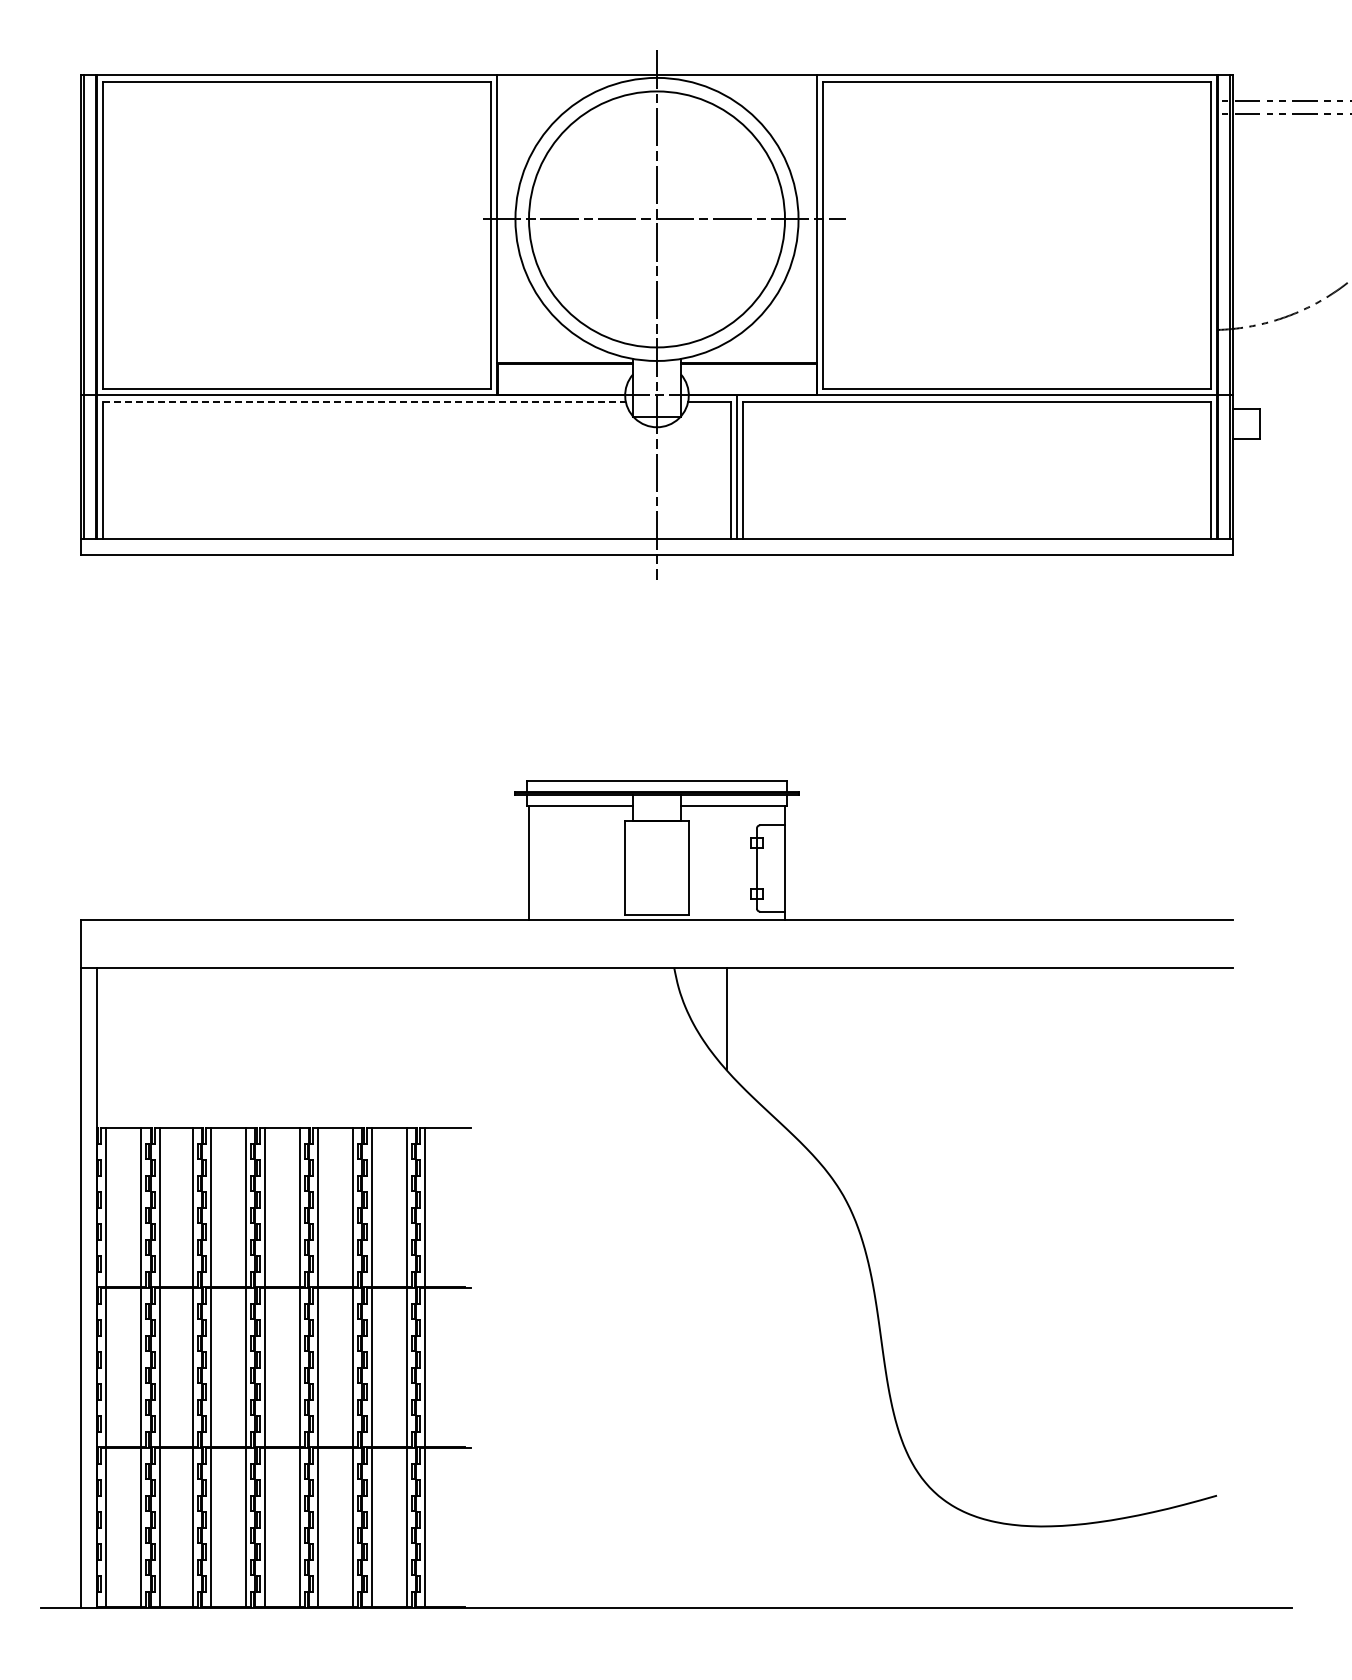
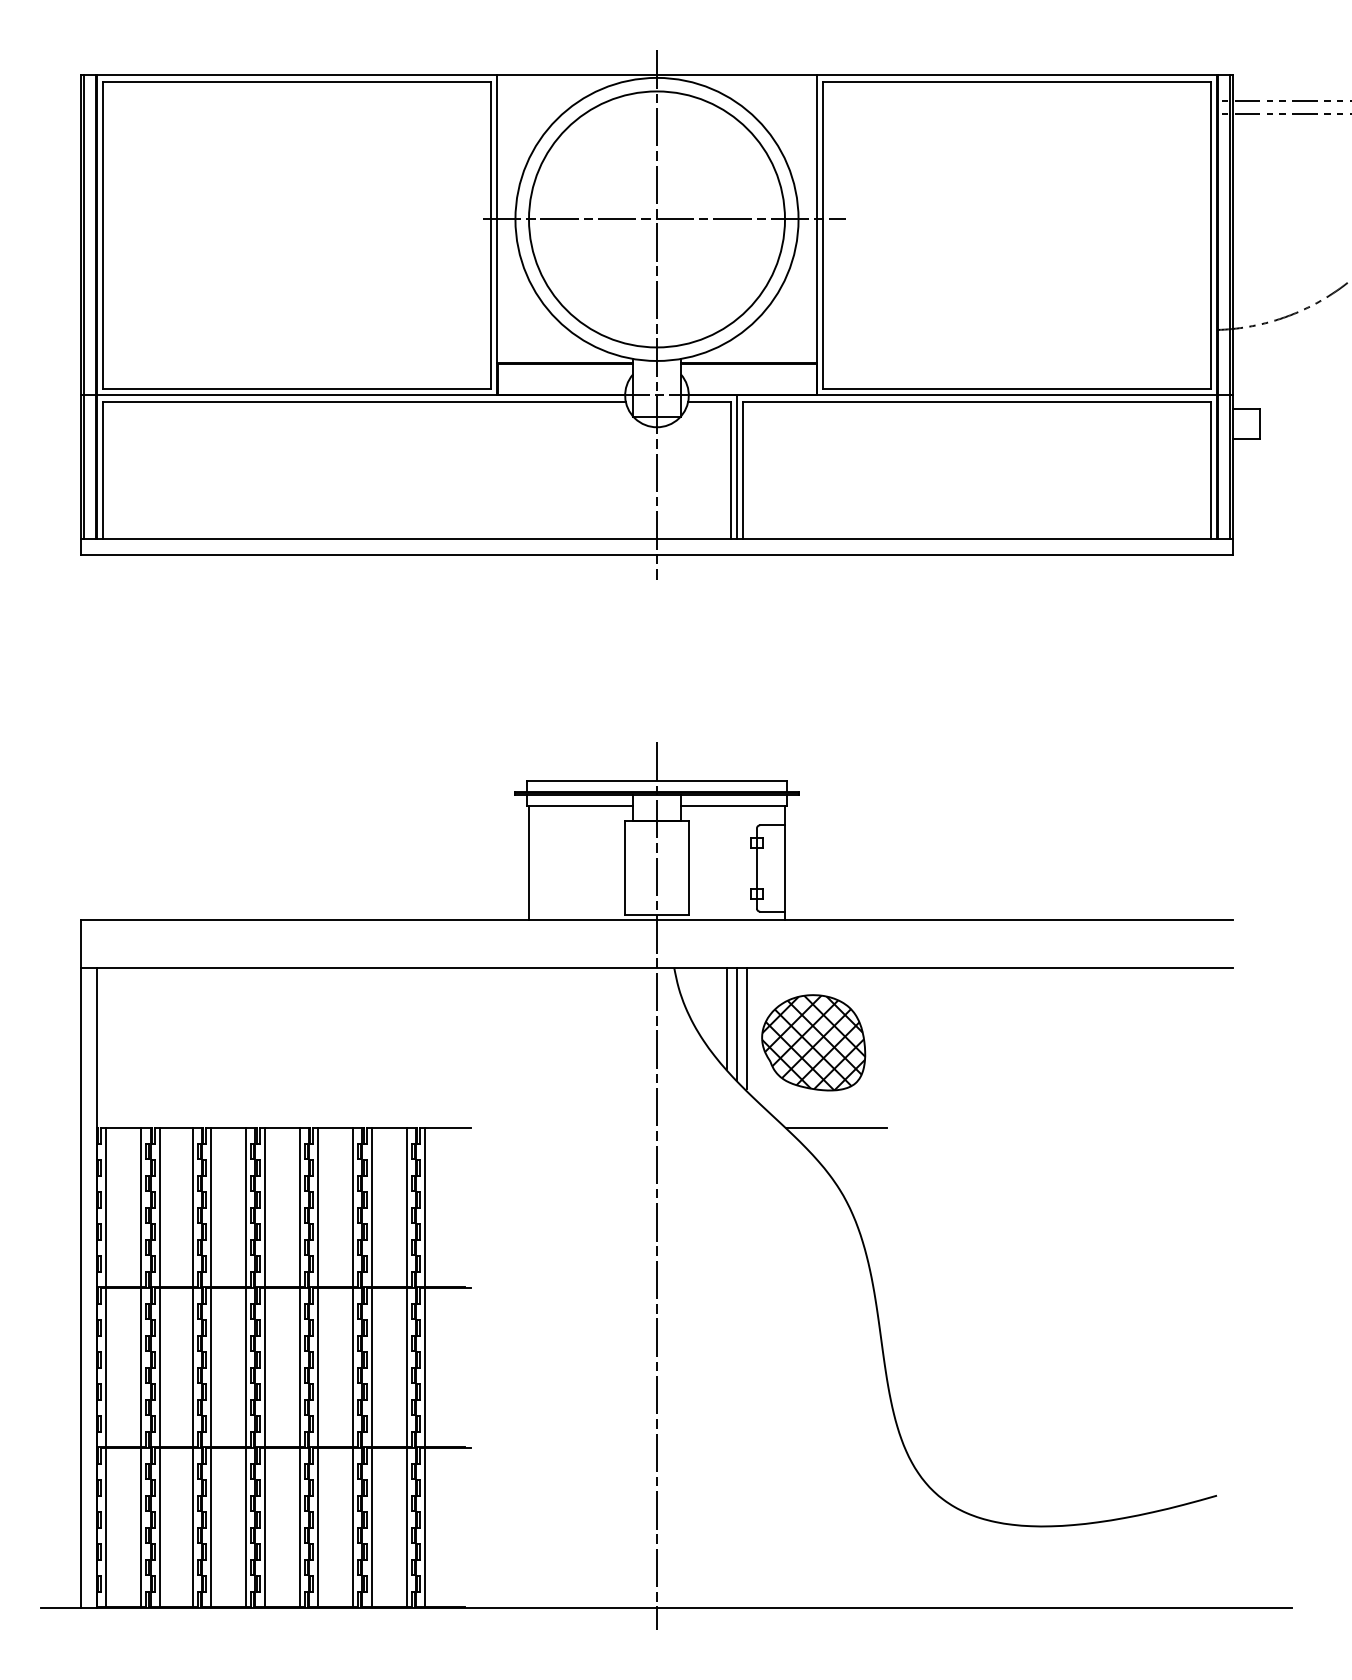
line: dashed -> solid (365, 401)
line: none -> present (737, 1023)
line: none -> present (746, 1028)
part: none -> present (813, 1042)
line: none -> present (836, 1127)
line: none -> present (657, 1185)
